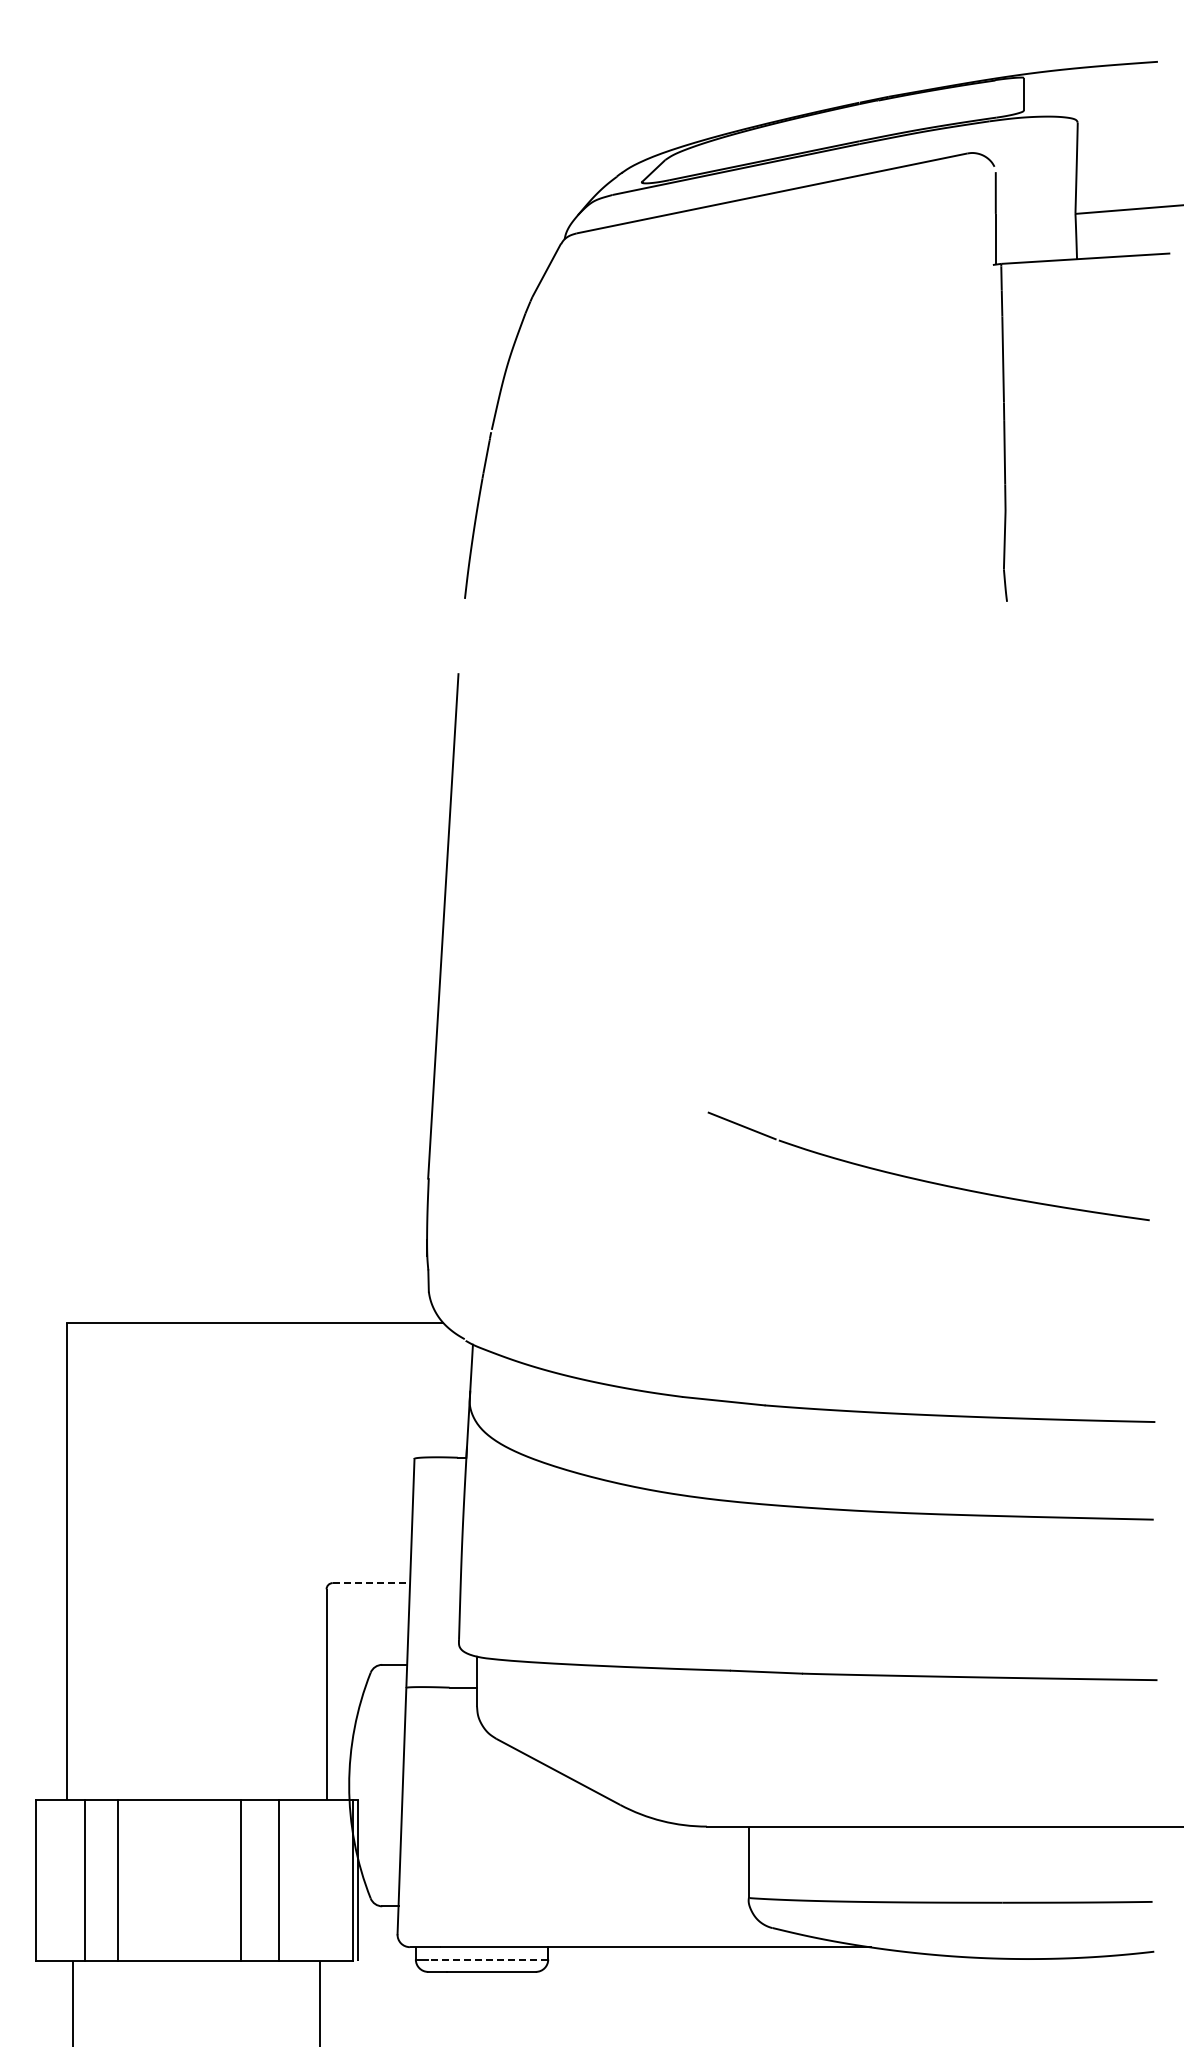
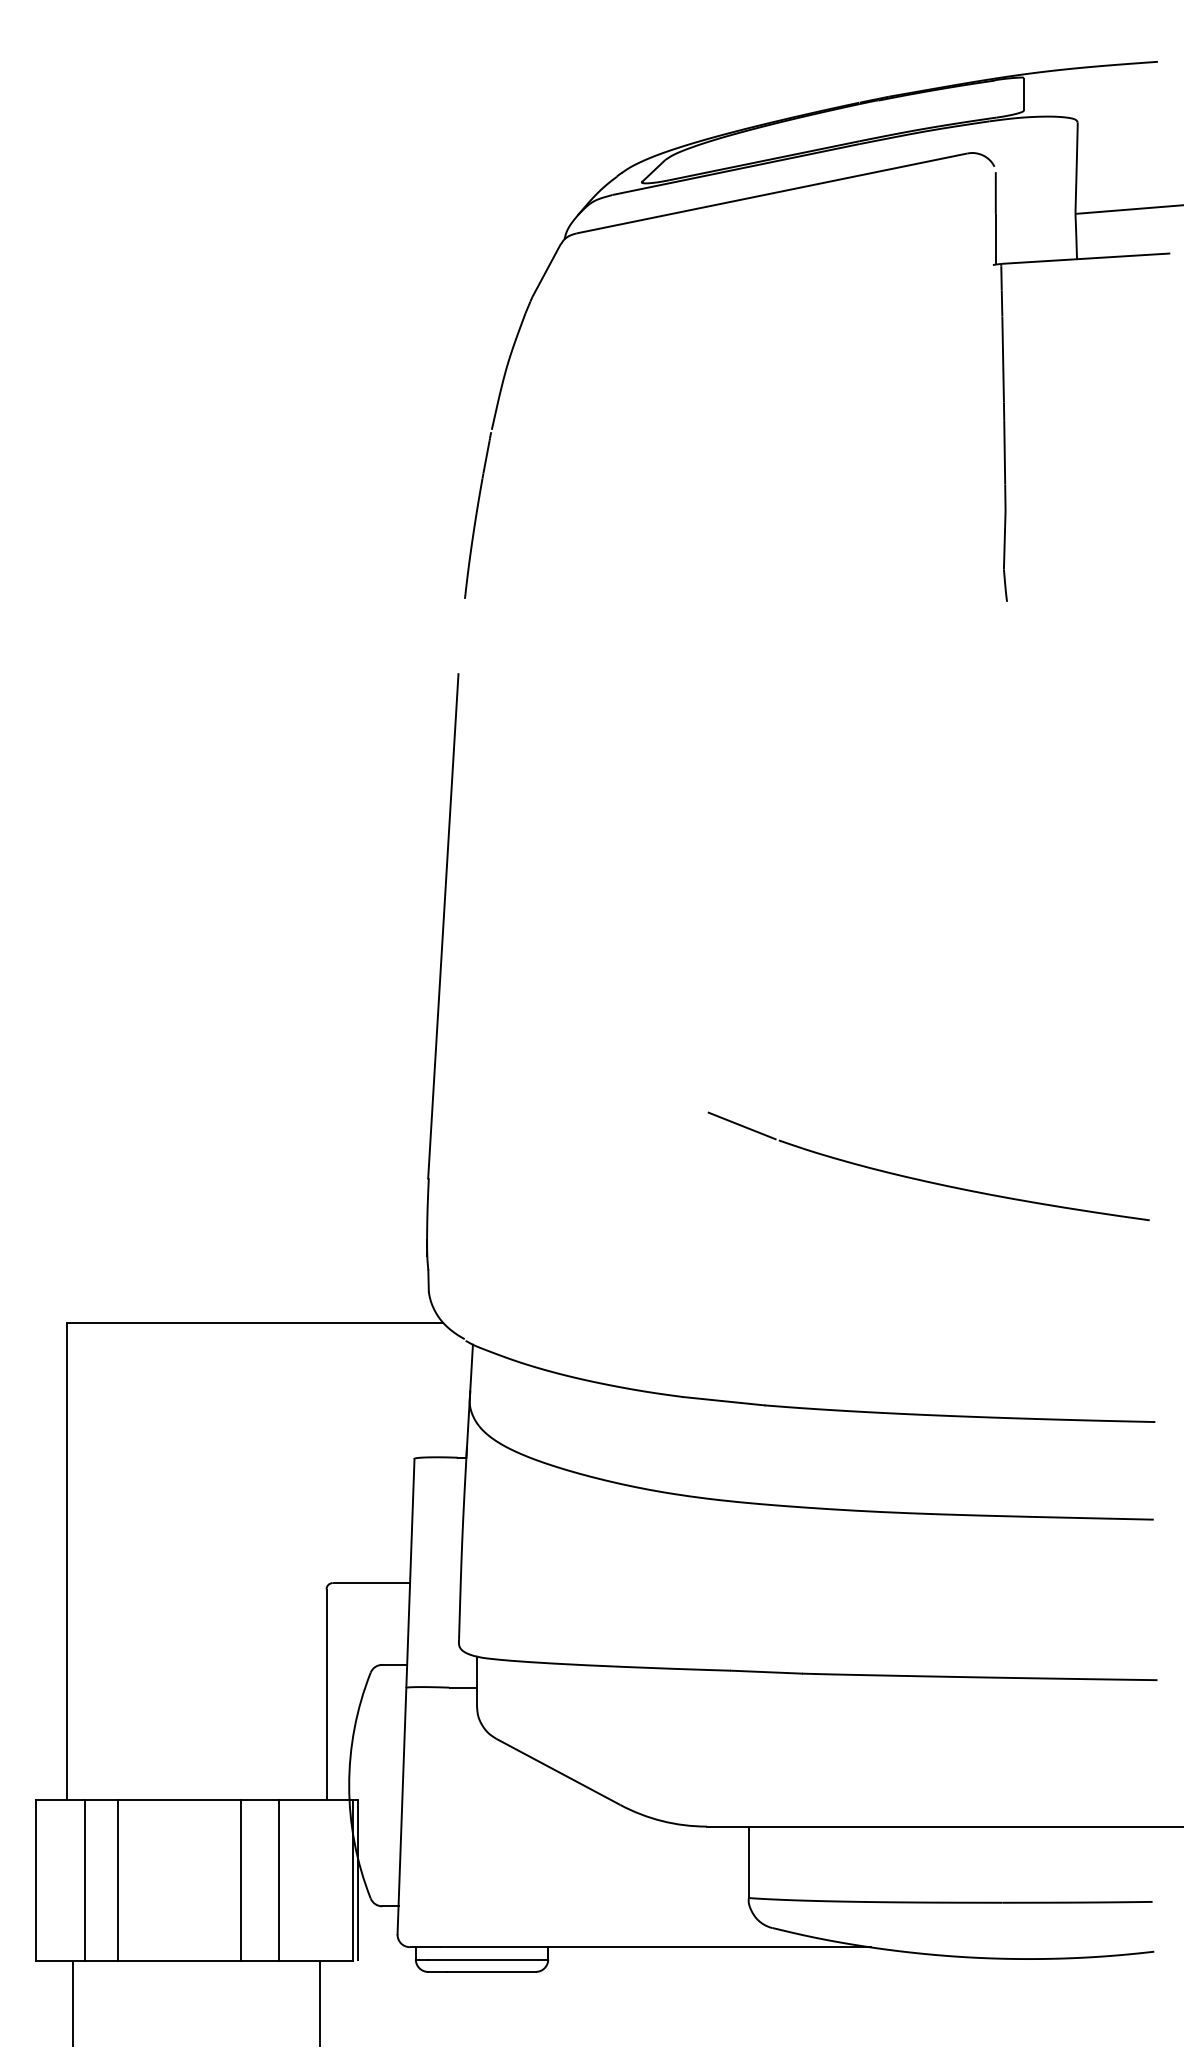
line: dashed -> solid (371, 1583)
line: dashed -> solid (488, 1959)
